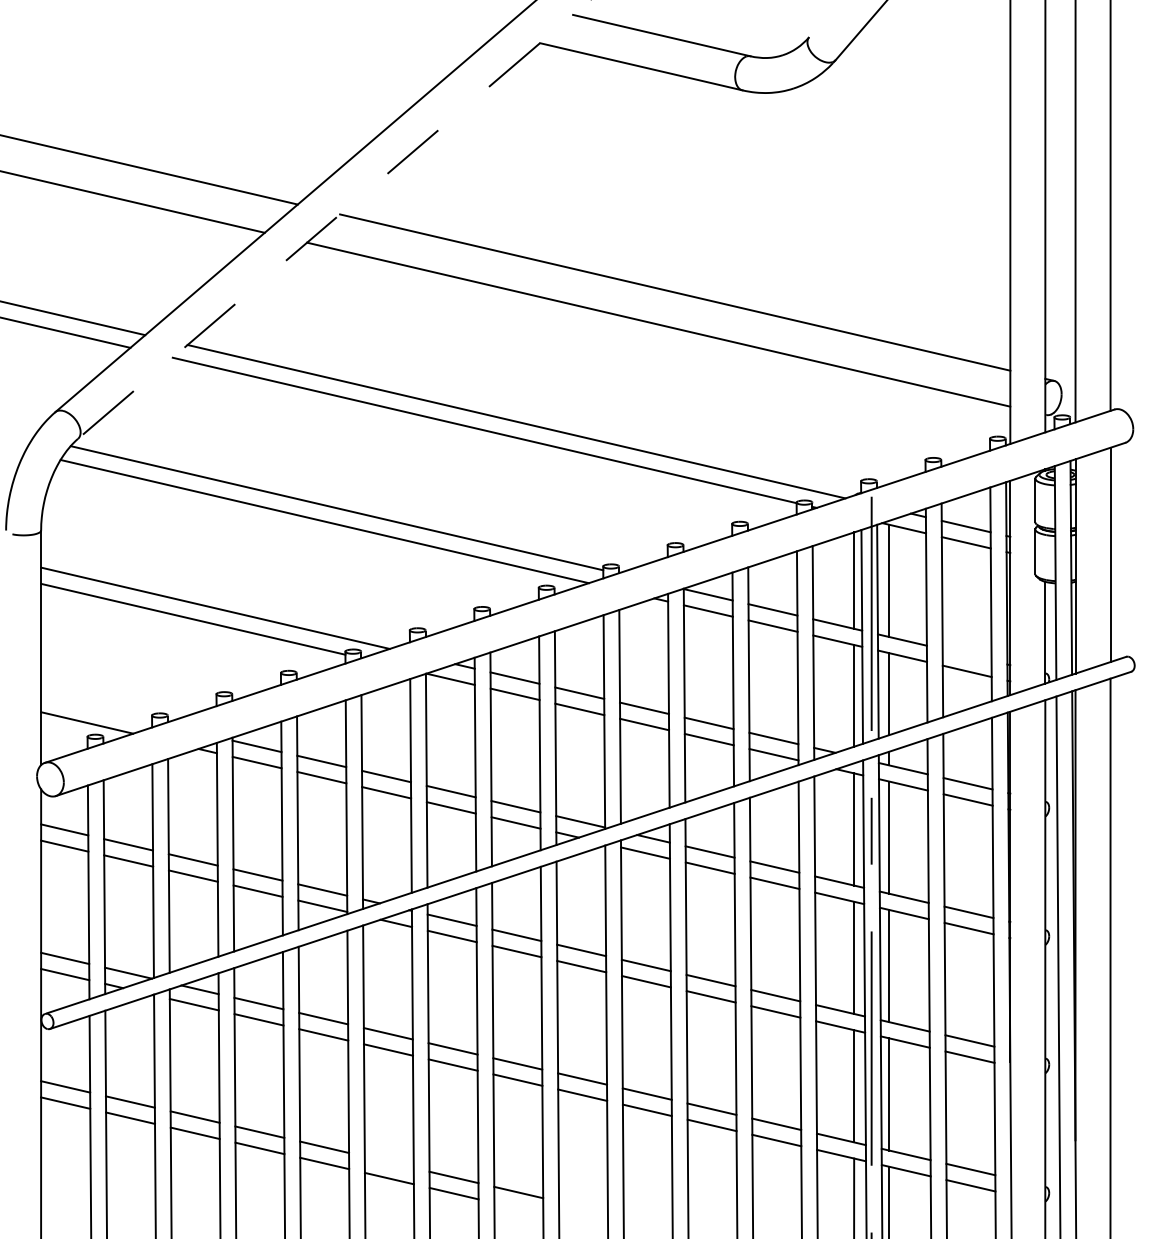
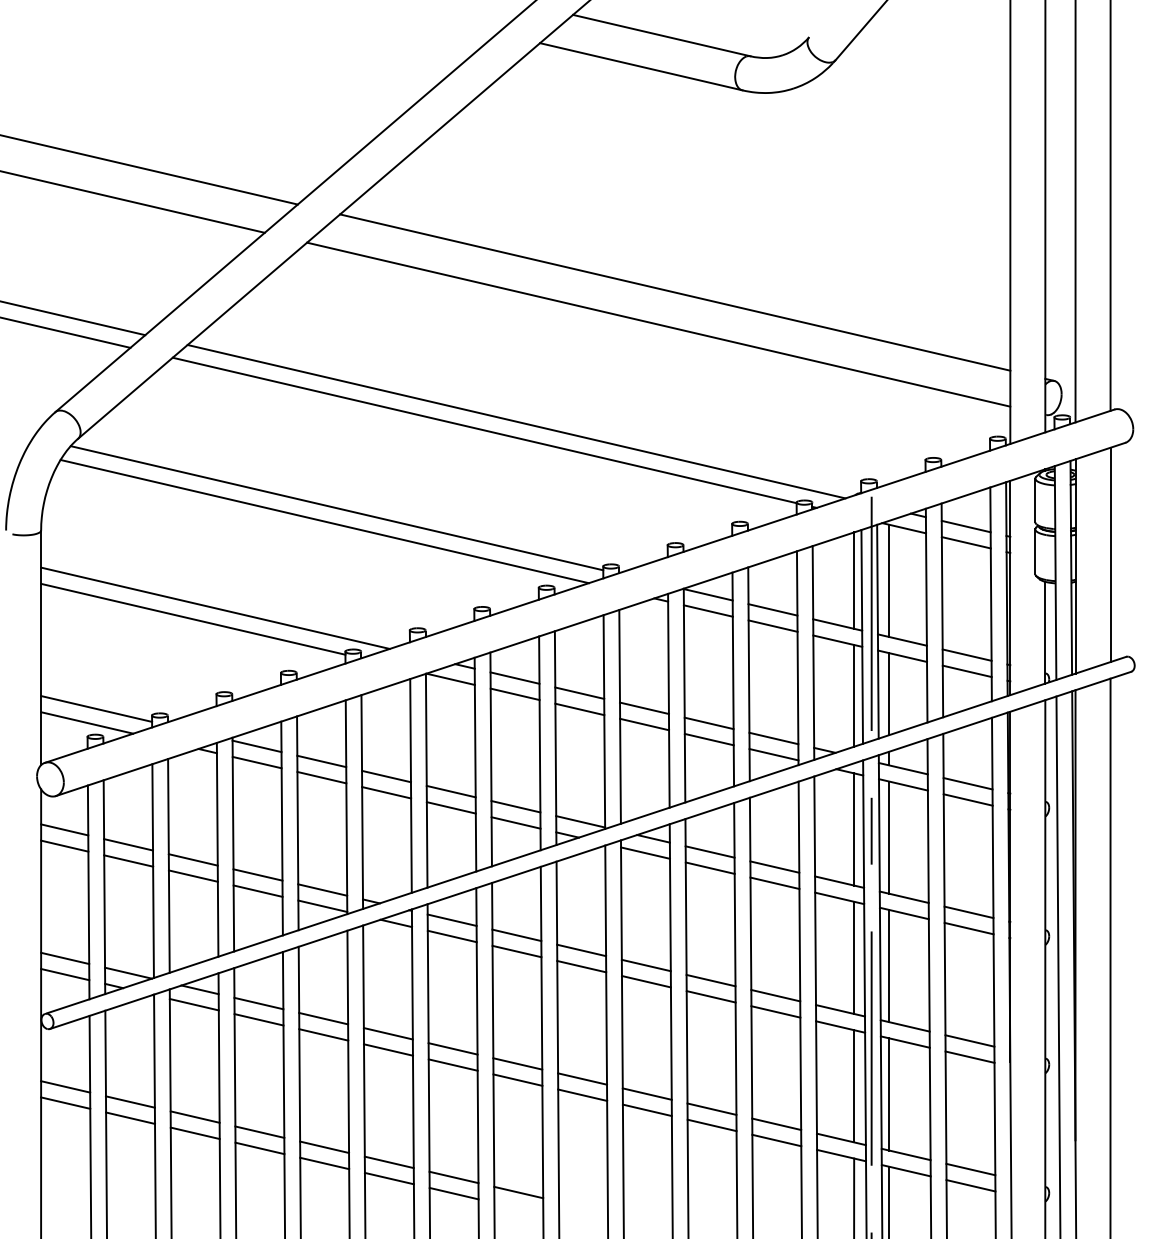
line: dashed -> solid (334, 219)
line: none -> present (966, 654)
line: none -> present (96, 708)
line: none -> present (388, 1162)
